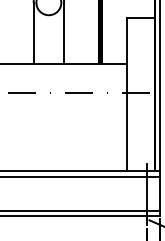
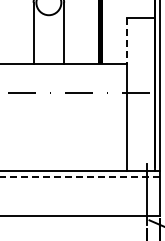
line: solid -> dashed (126, 41)
line: solid -> dashed (80, 176)
line: present -> none (81, 210)
